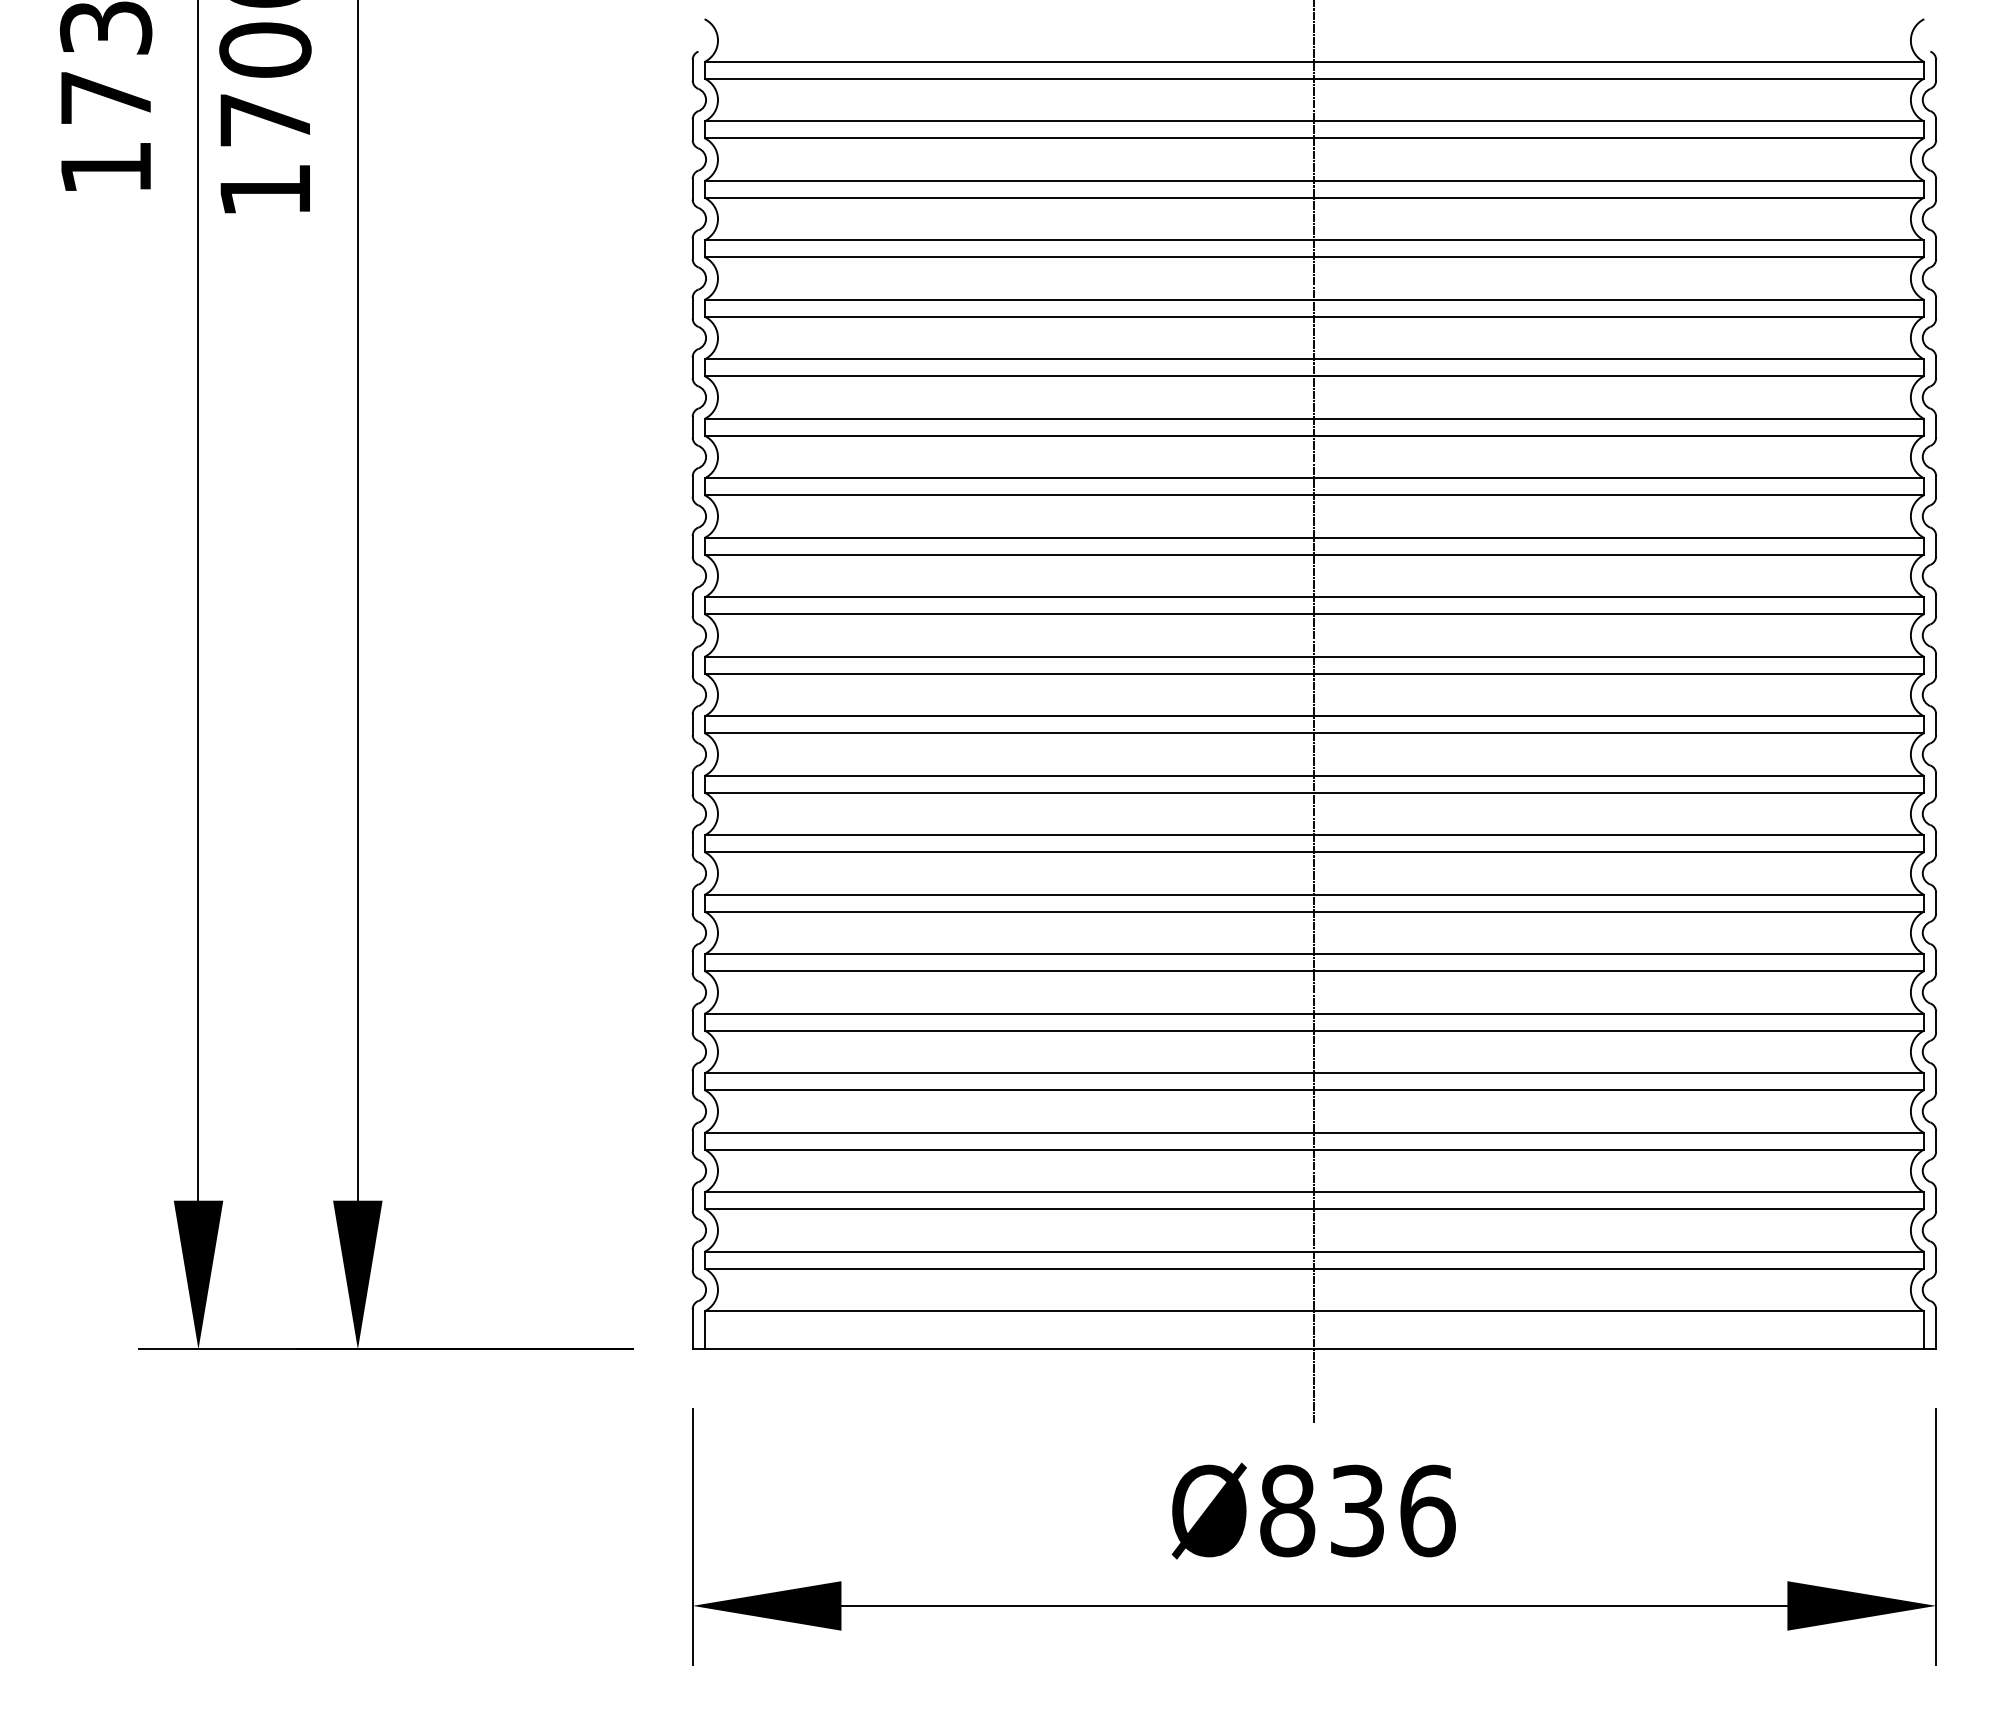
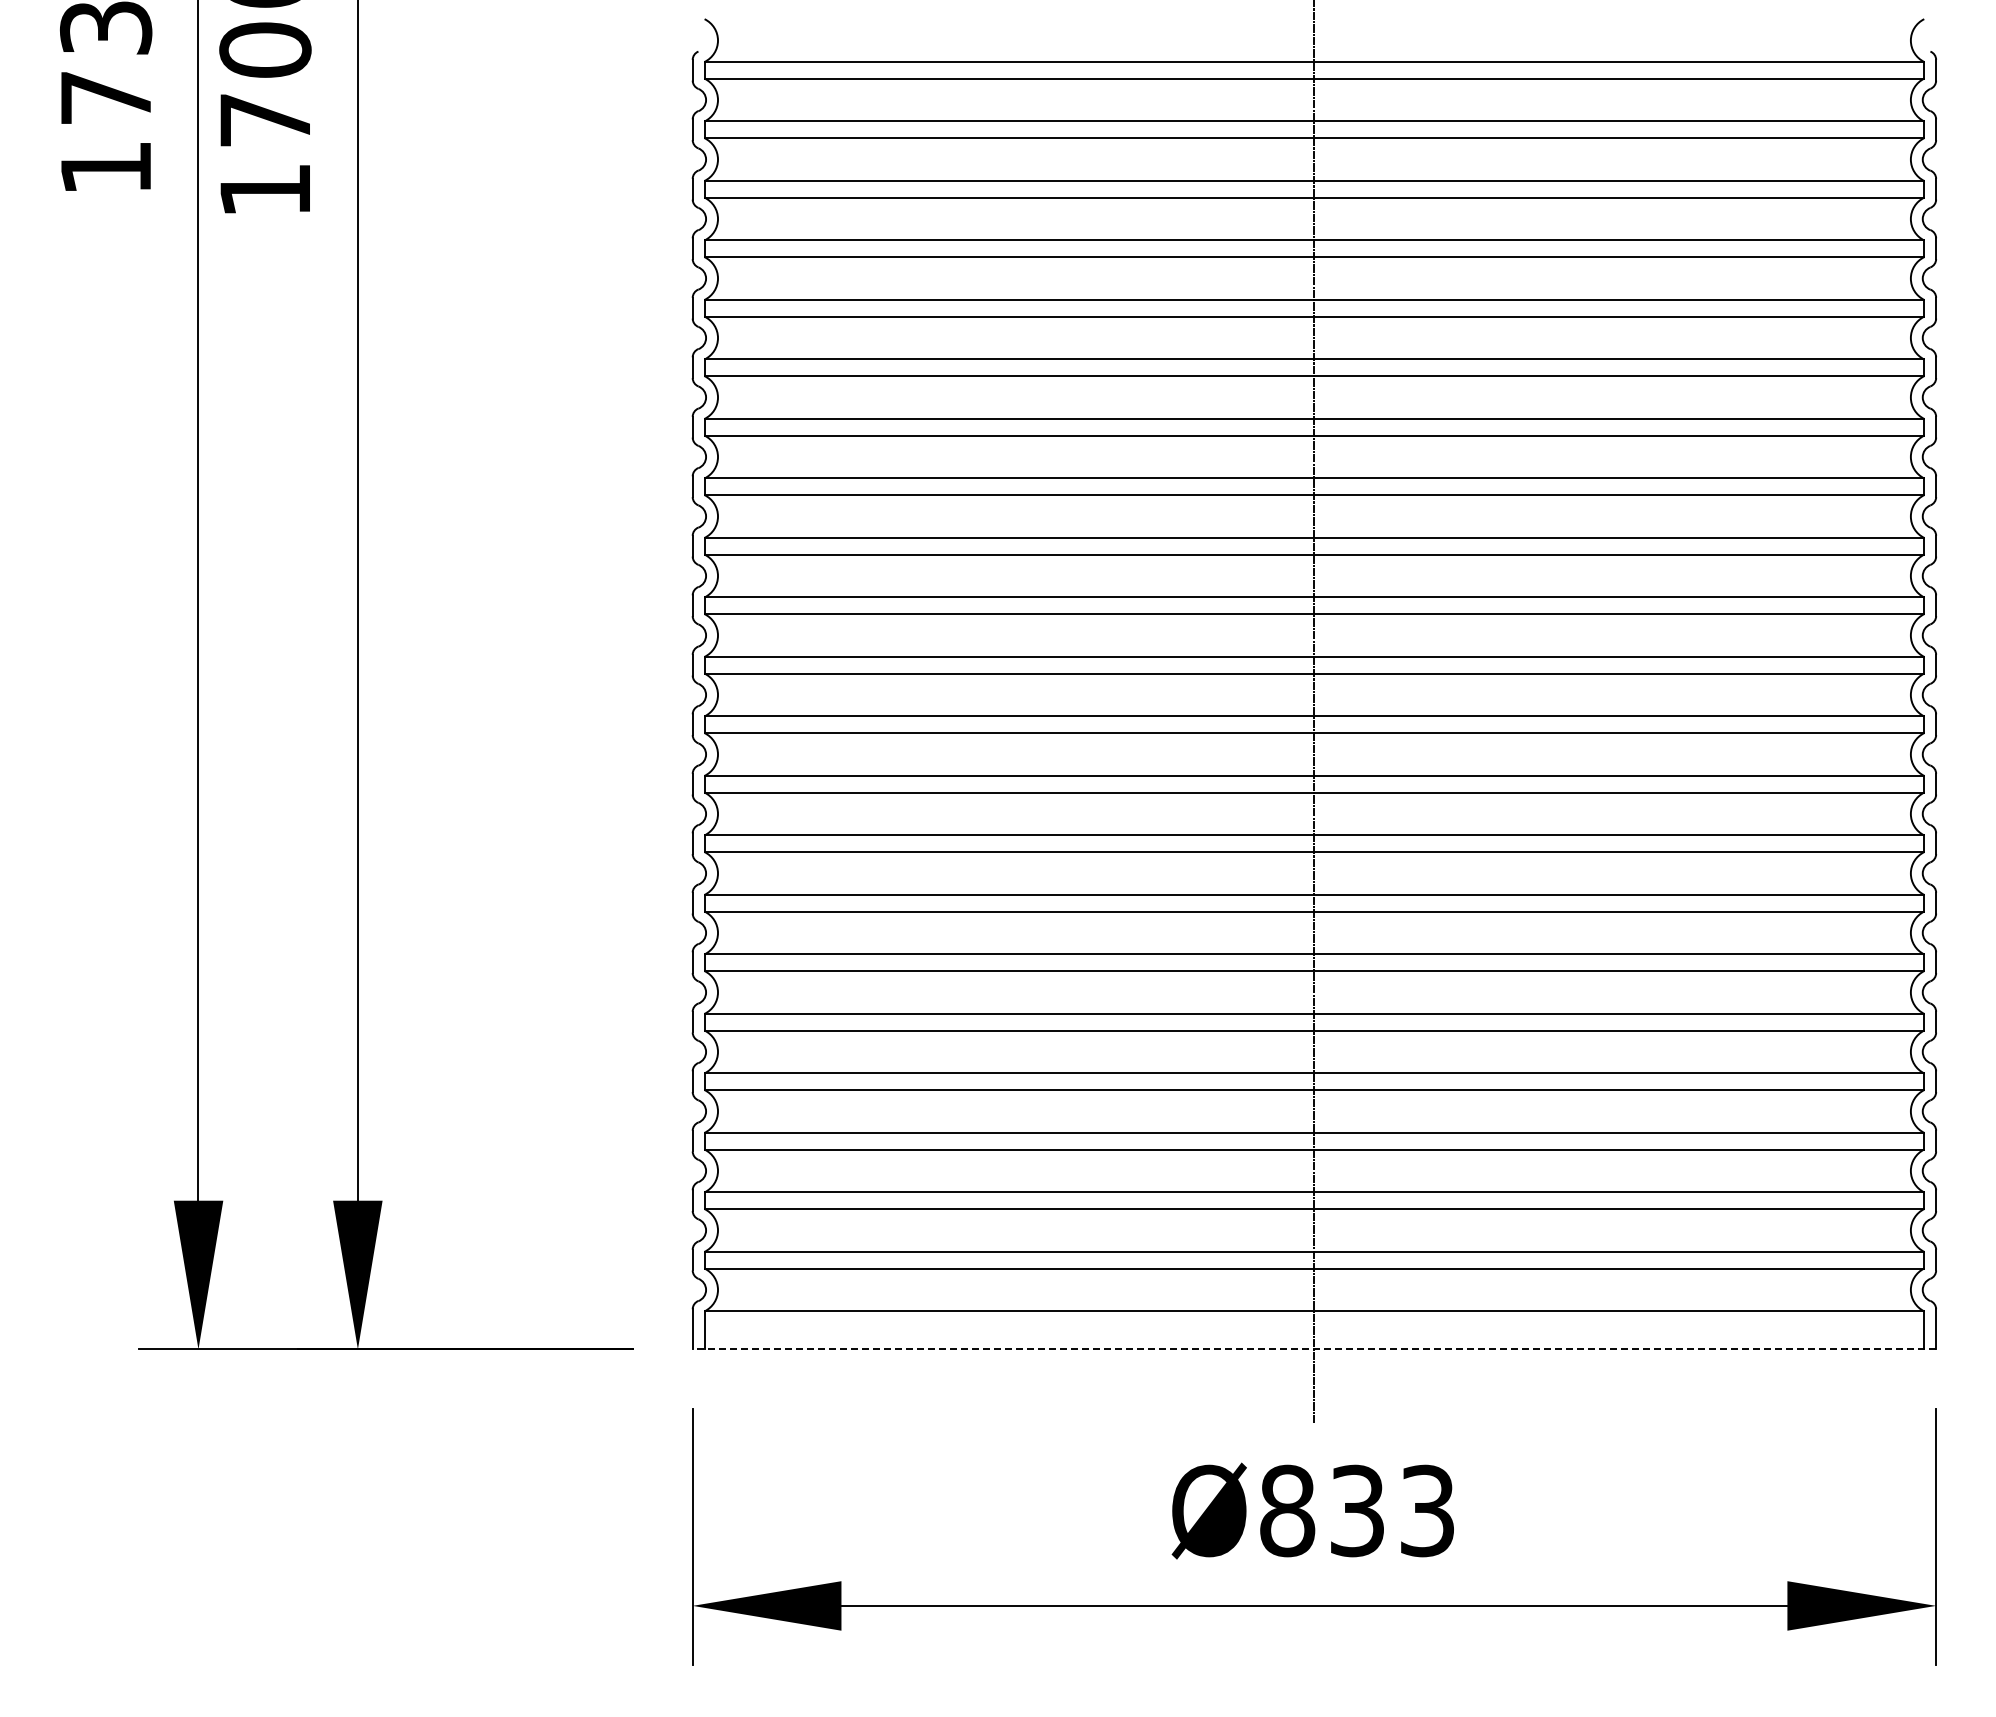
line: solid -> dashed (1314, 1349)
text: Ø836 -> Ø833 (1427, 1510)
